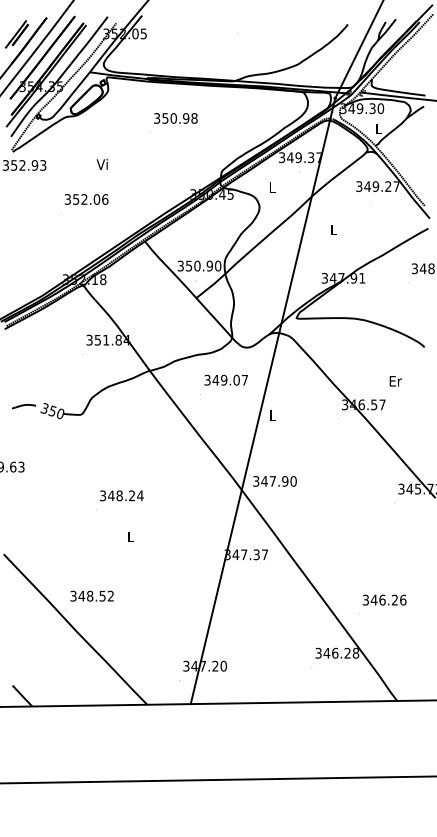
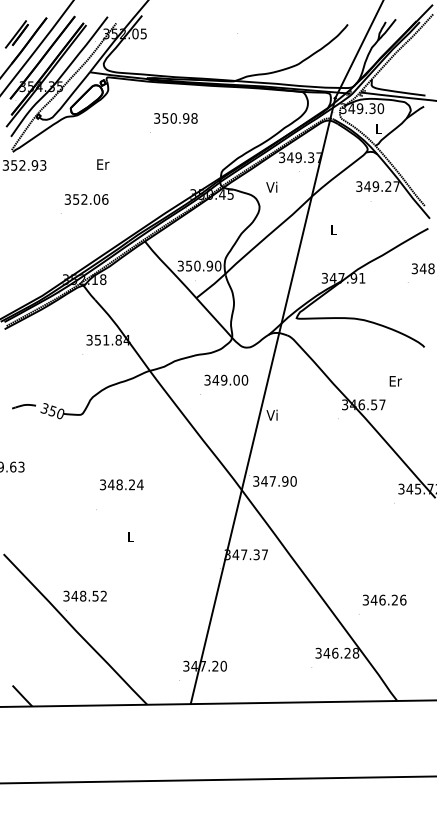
text: Vi -> Er (102, 163)
text: L -> Vi (271, 186)
text: 349.07 -> 349.00 (244, 379)
text: L -> Vi (271, 414)
text position: (121, 495) -> (121, 484) (121, 484)
text position: (91, 595) -> (84, 595) (84, 595)
